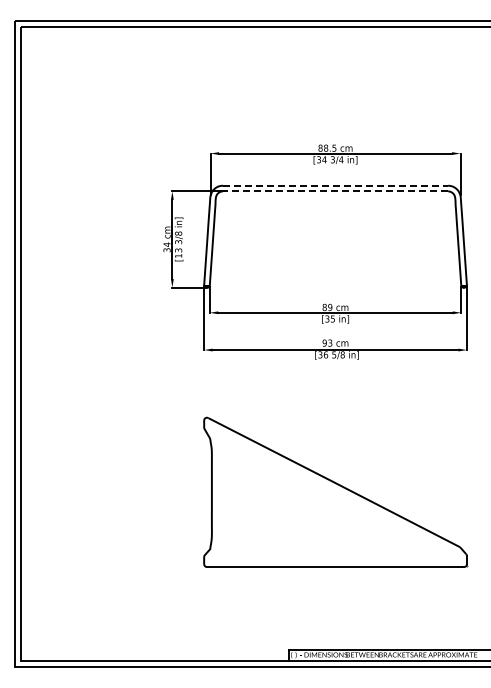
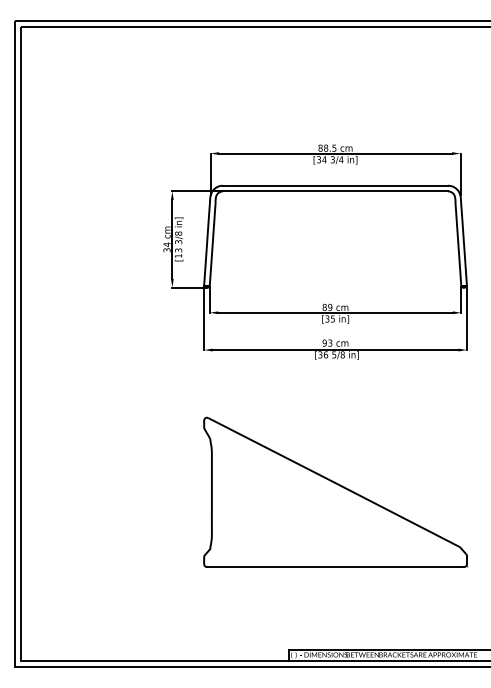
line: dashed -> solid (335, 185)
line: dashed -> solid (335, 191)
